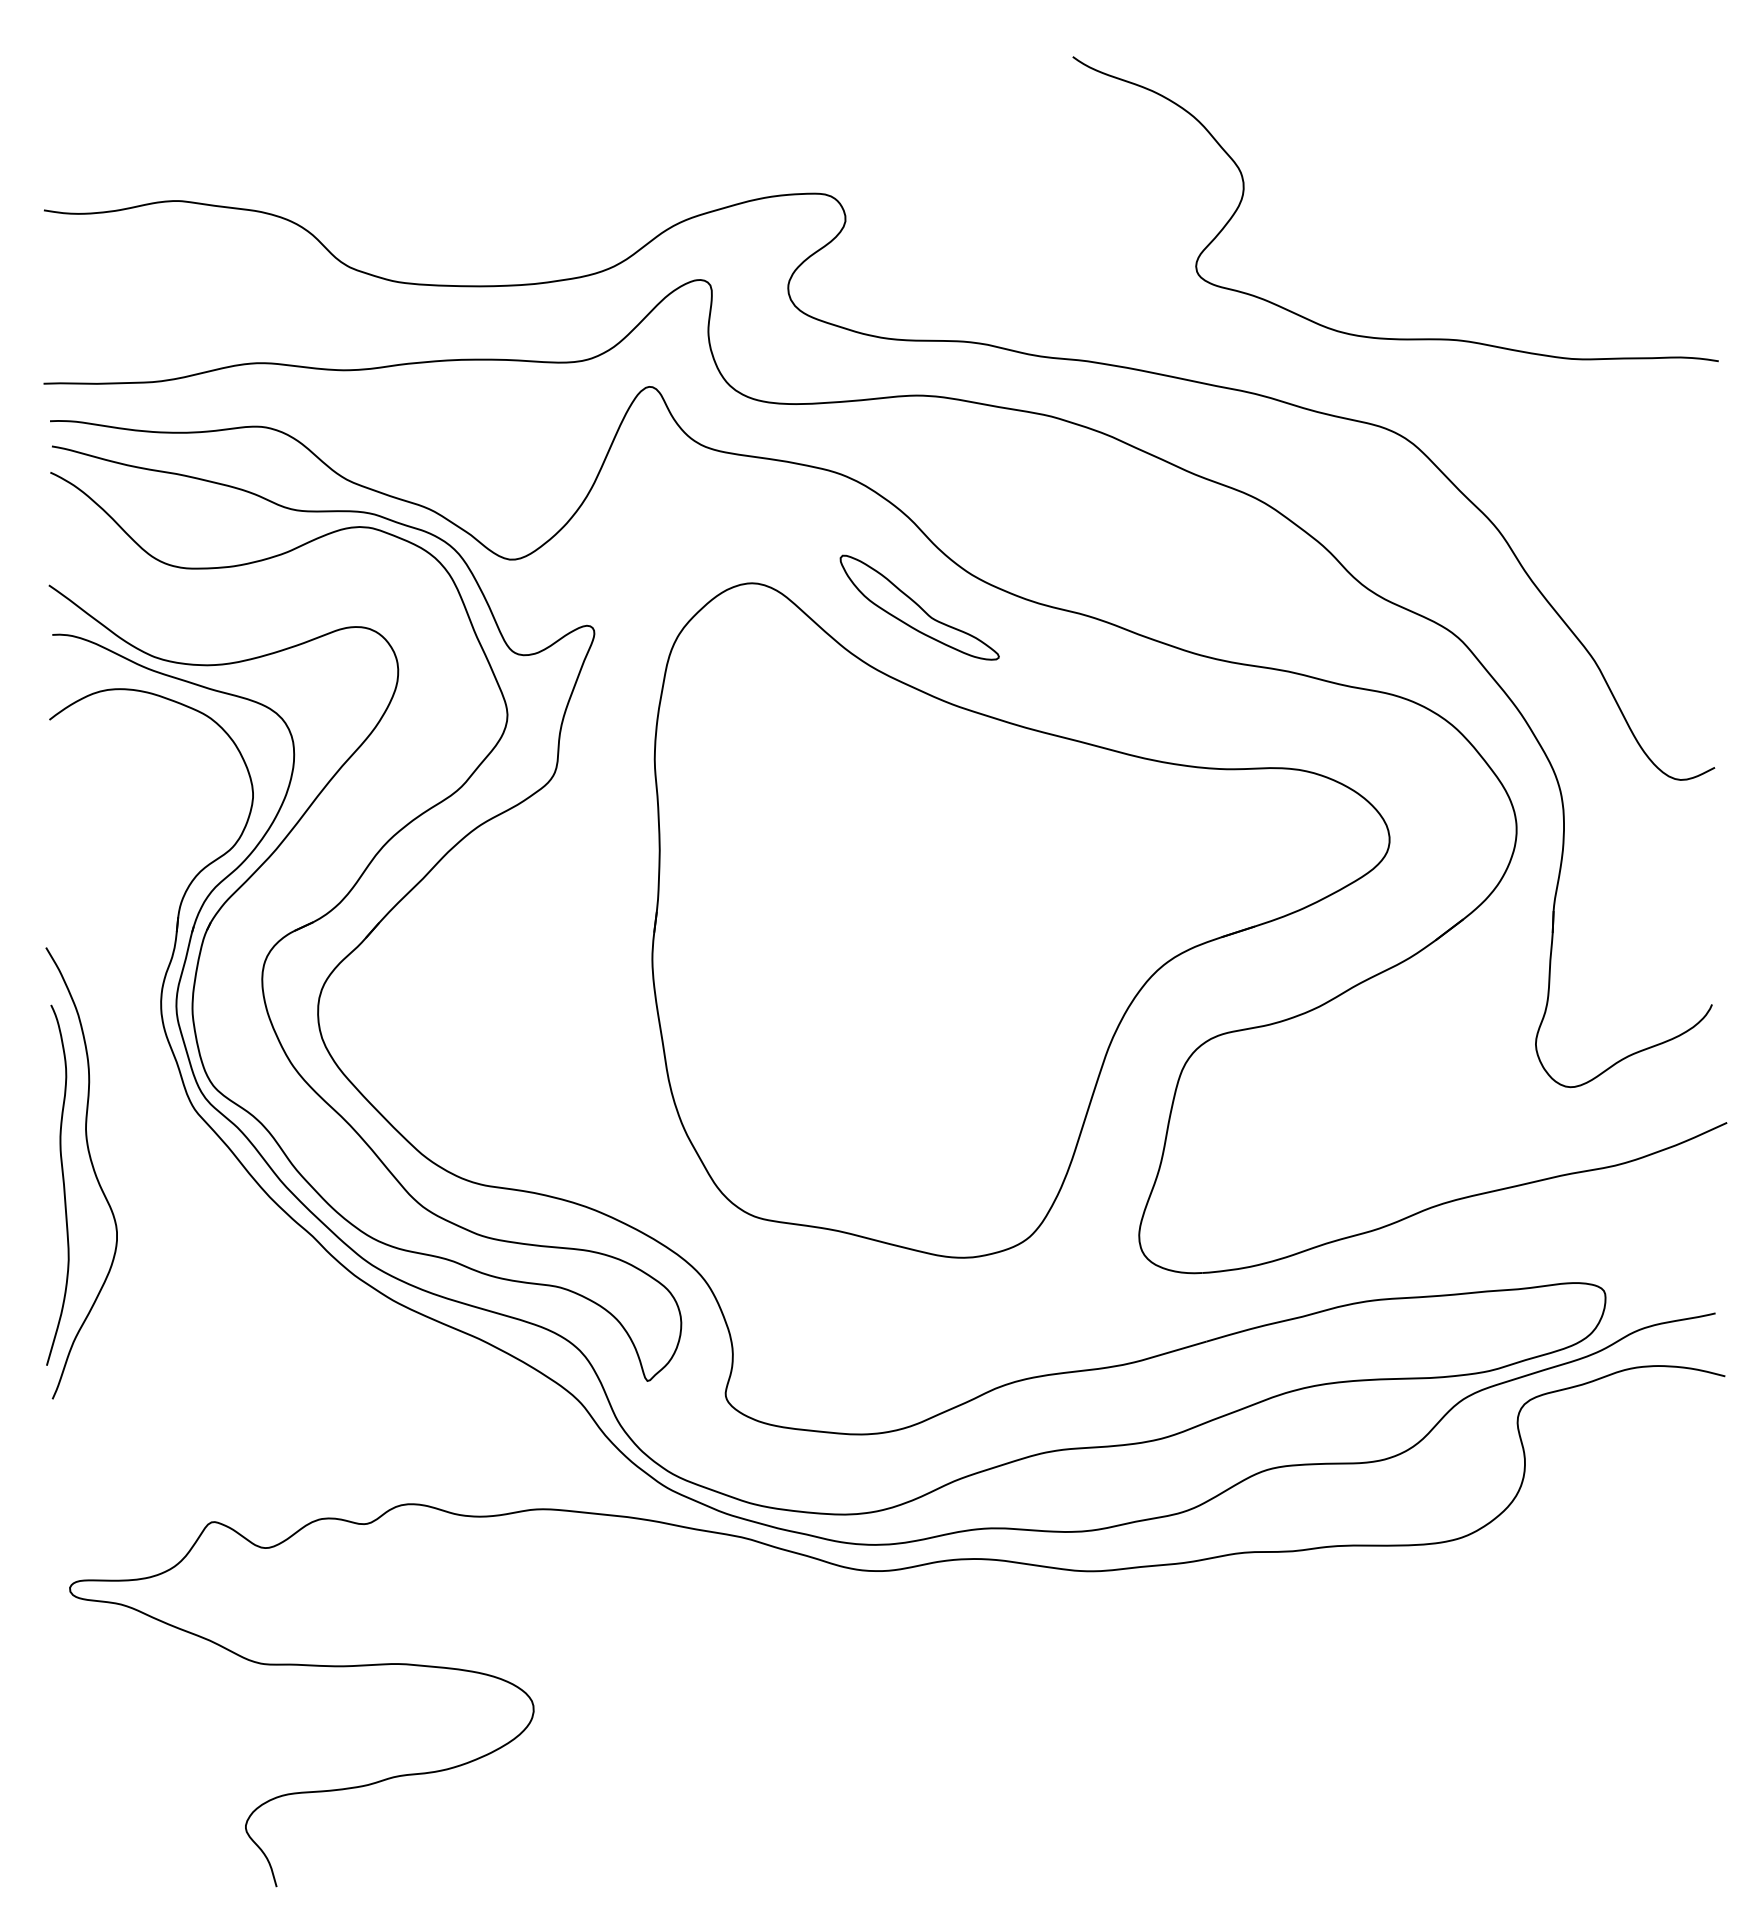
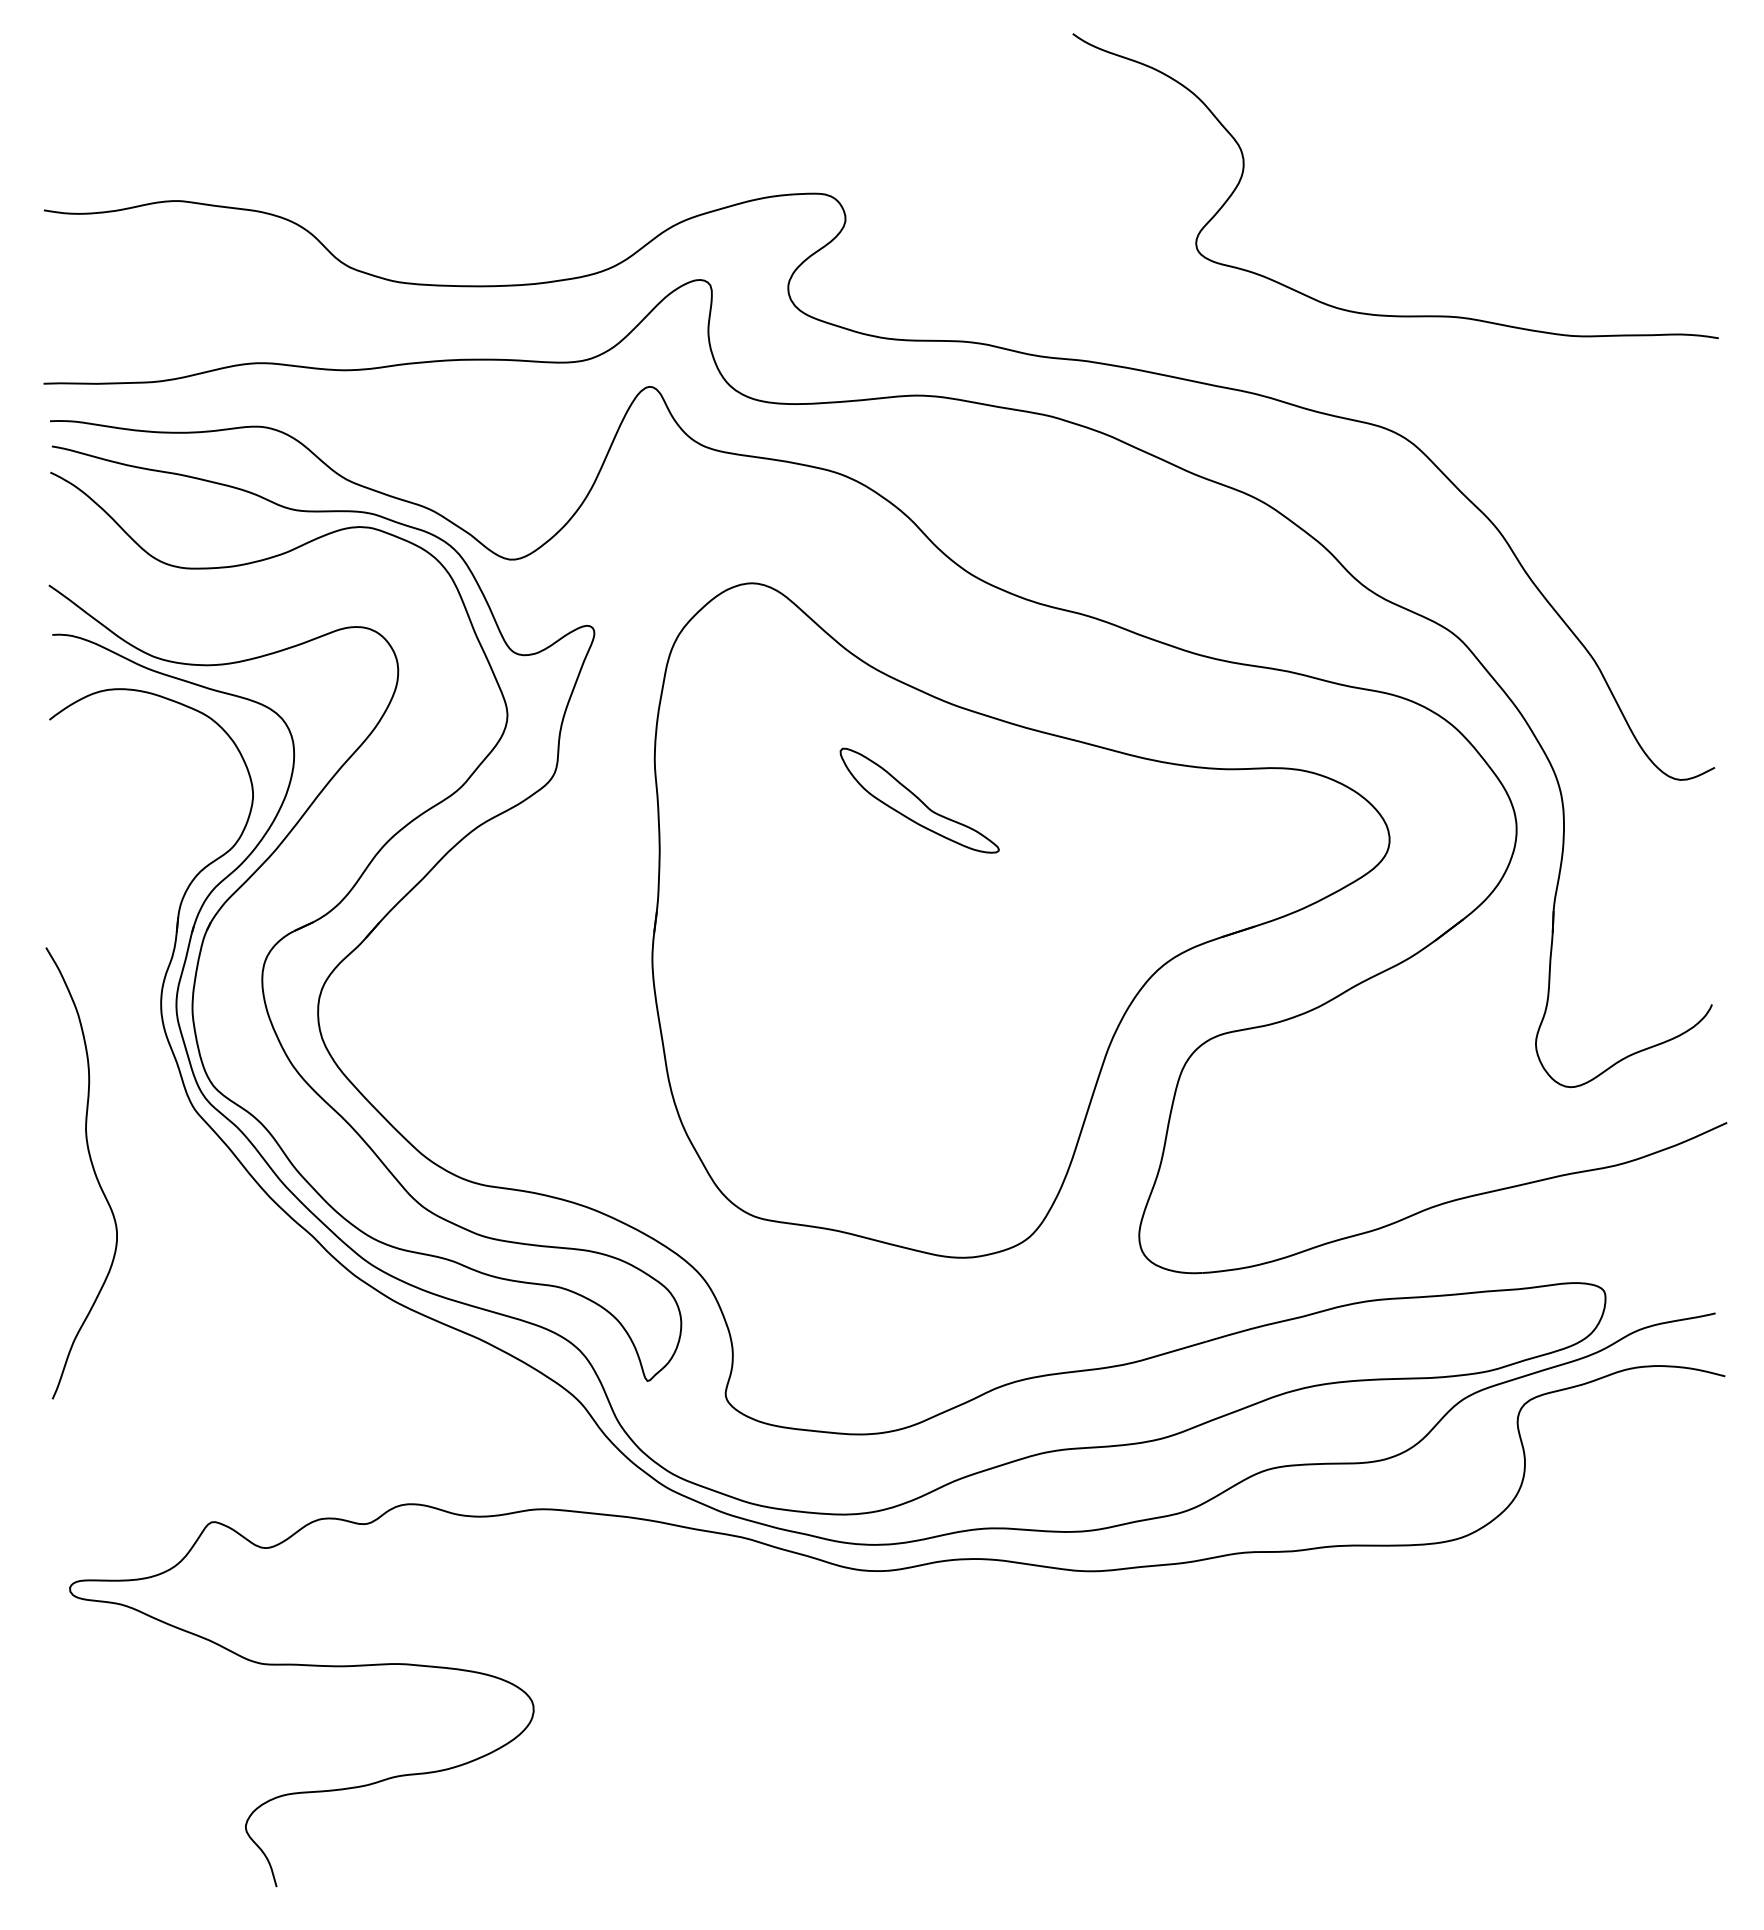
curve position: (1385, 337) -> (1385, 314) (1385, 314)
part position: (919, 607) -> (919, 800) (919, 800)
curve: present -> none (62, 1182)
